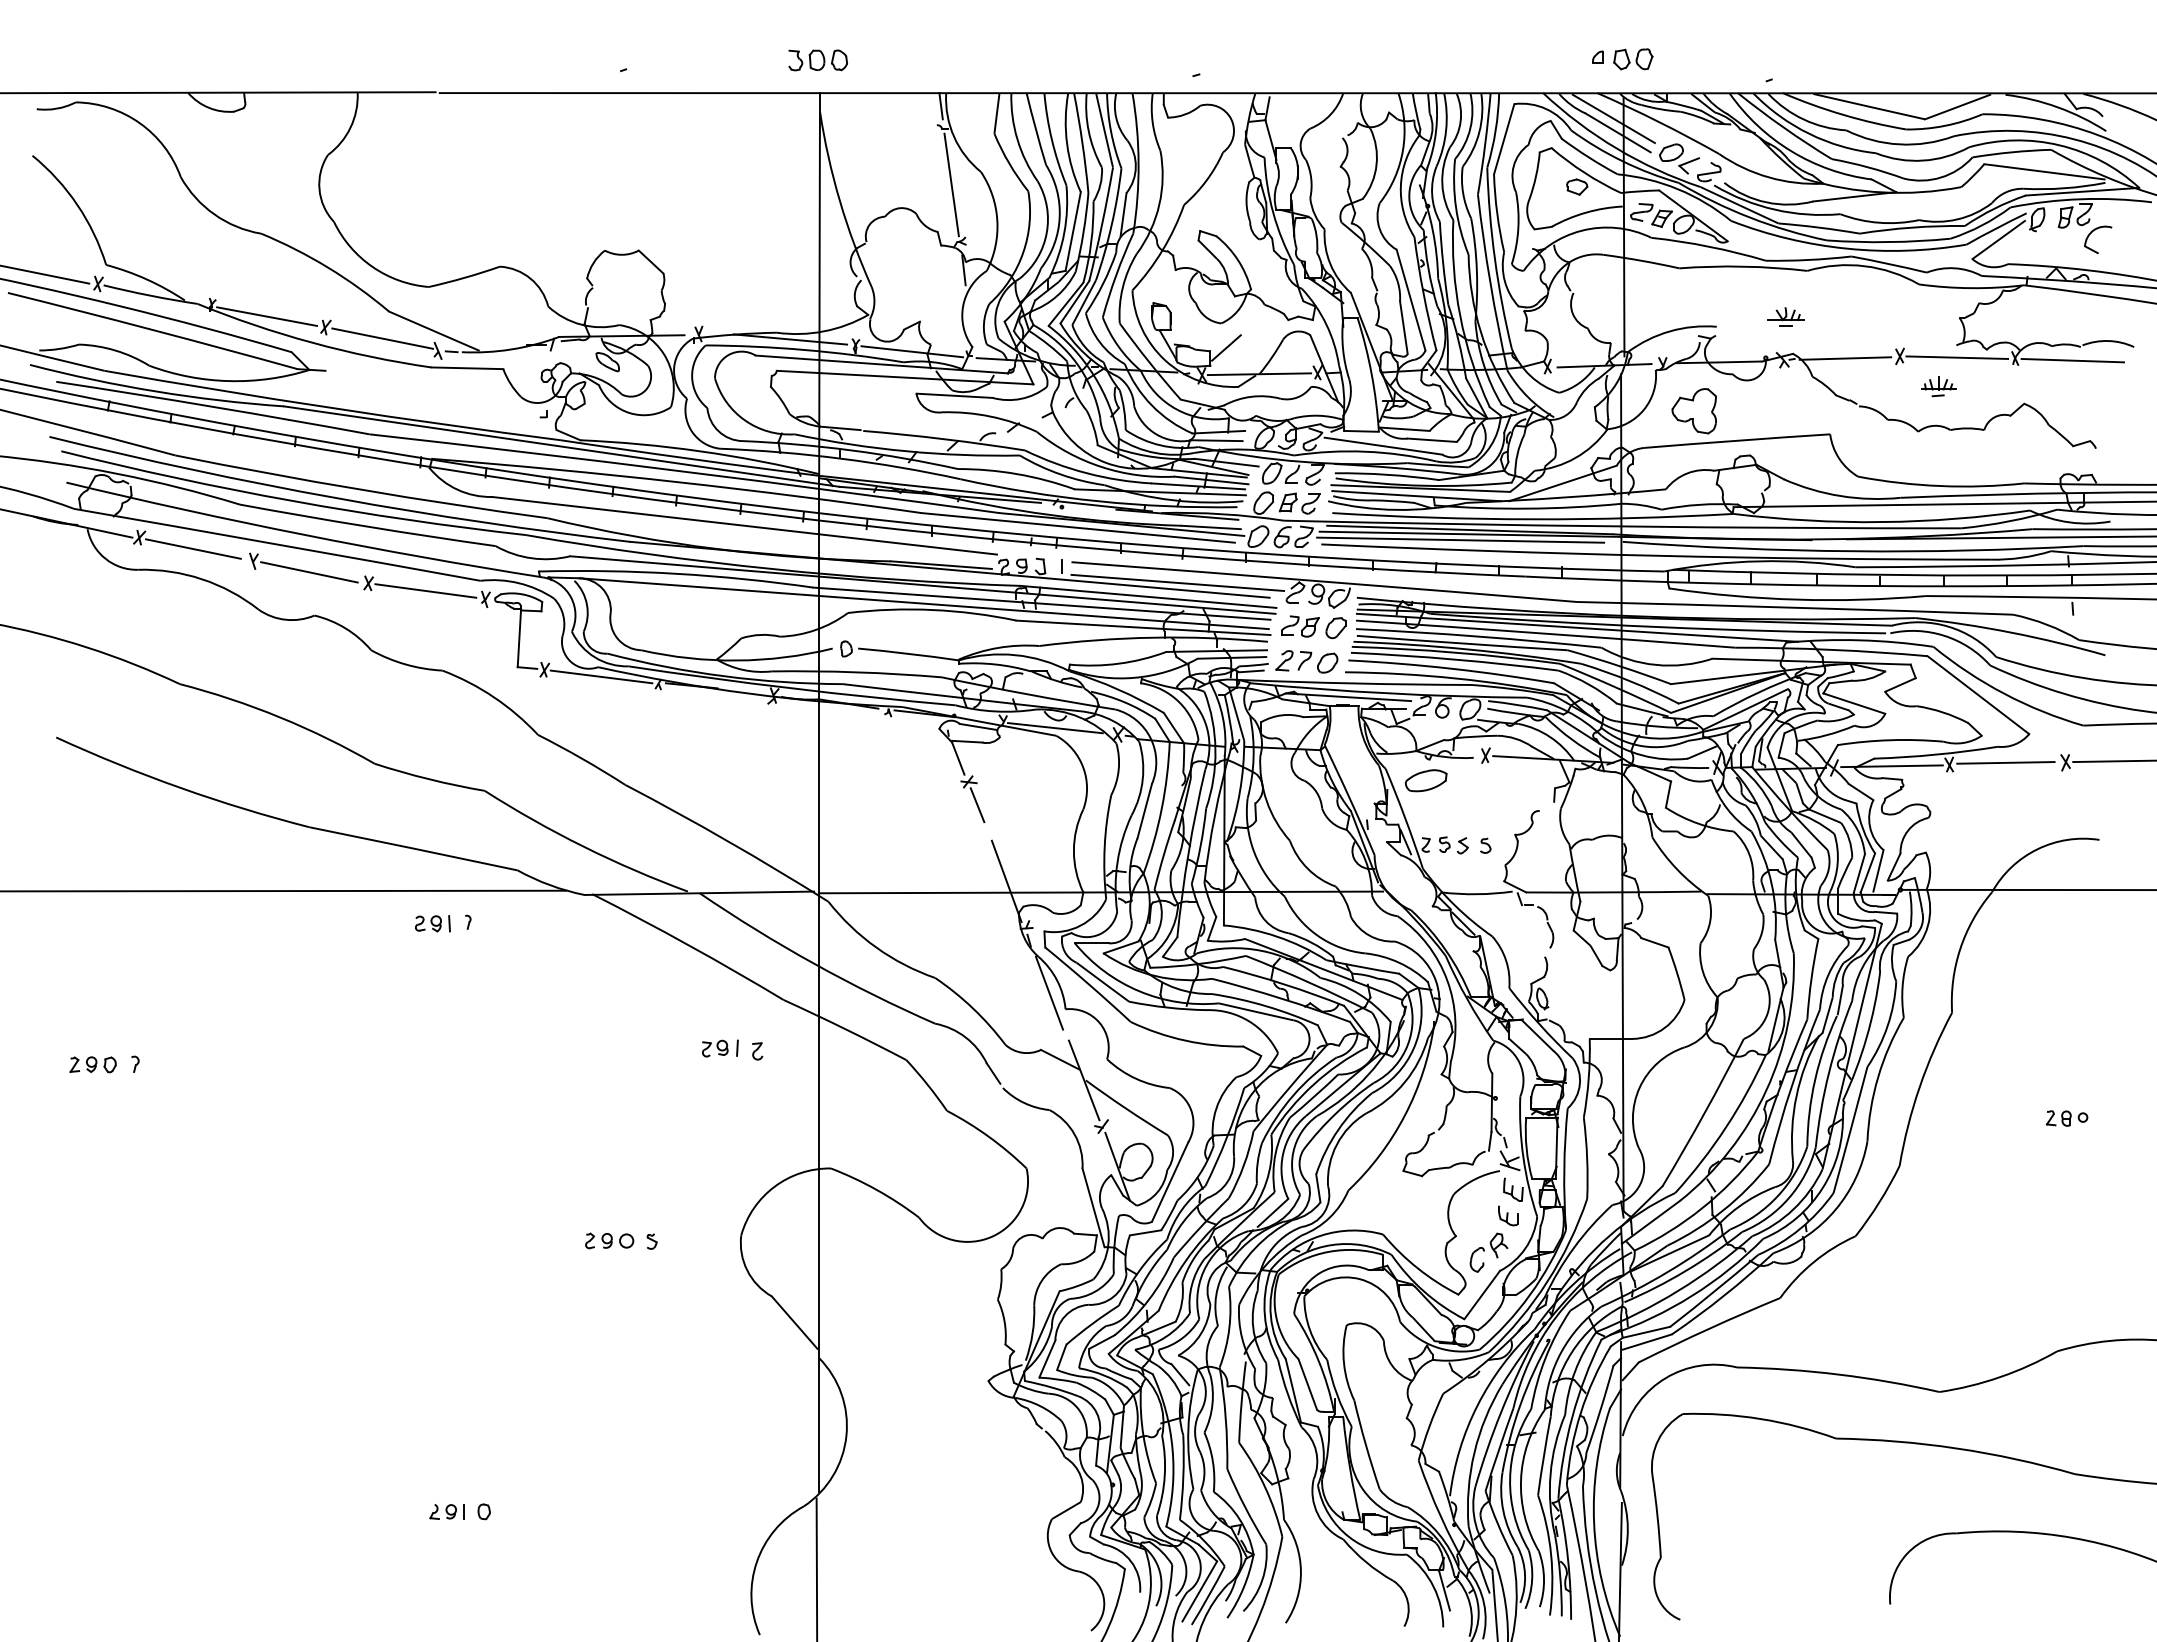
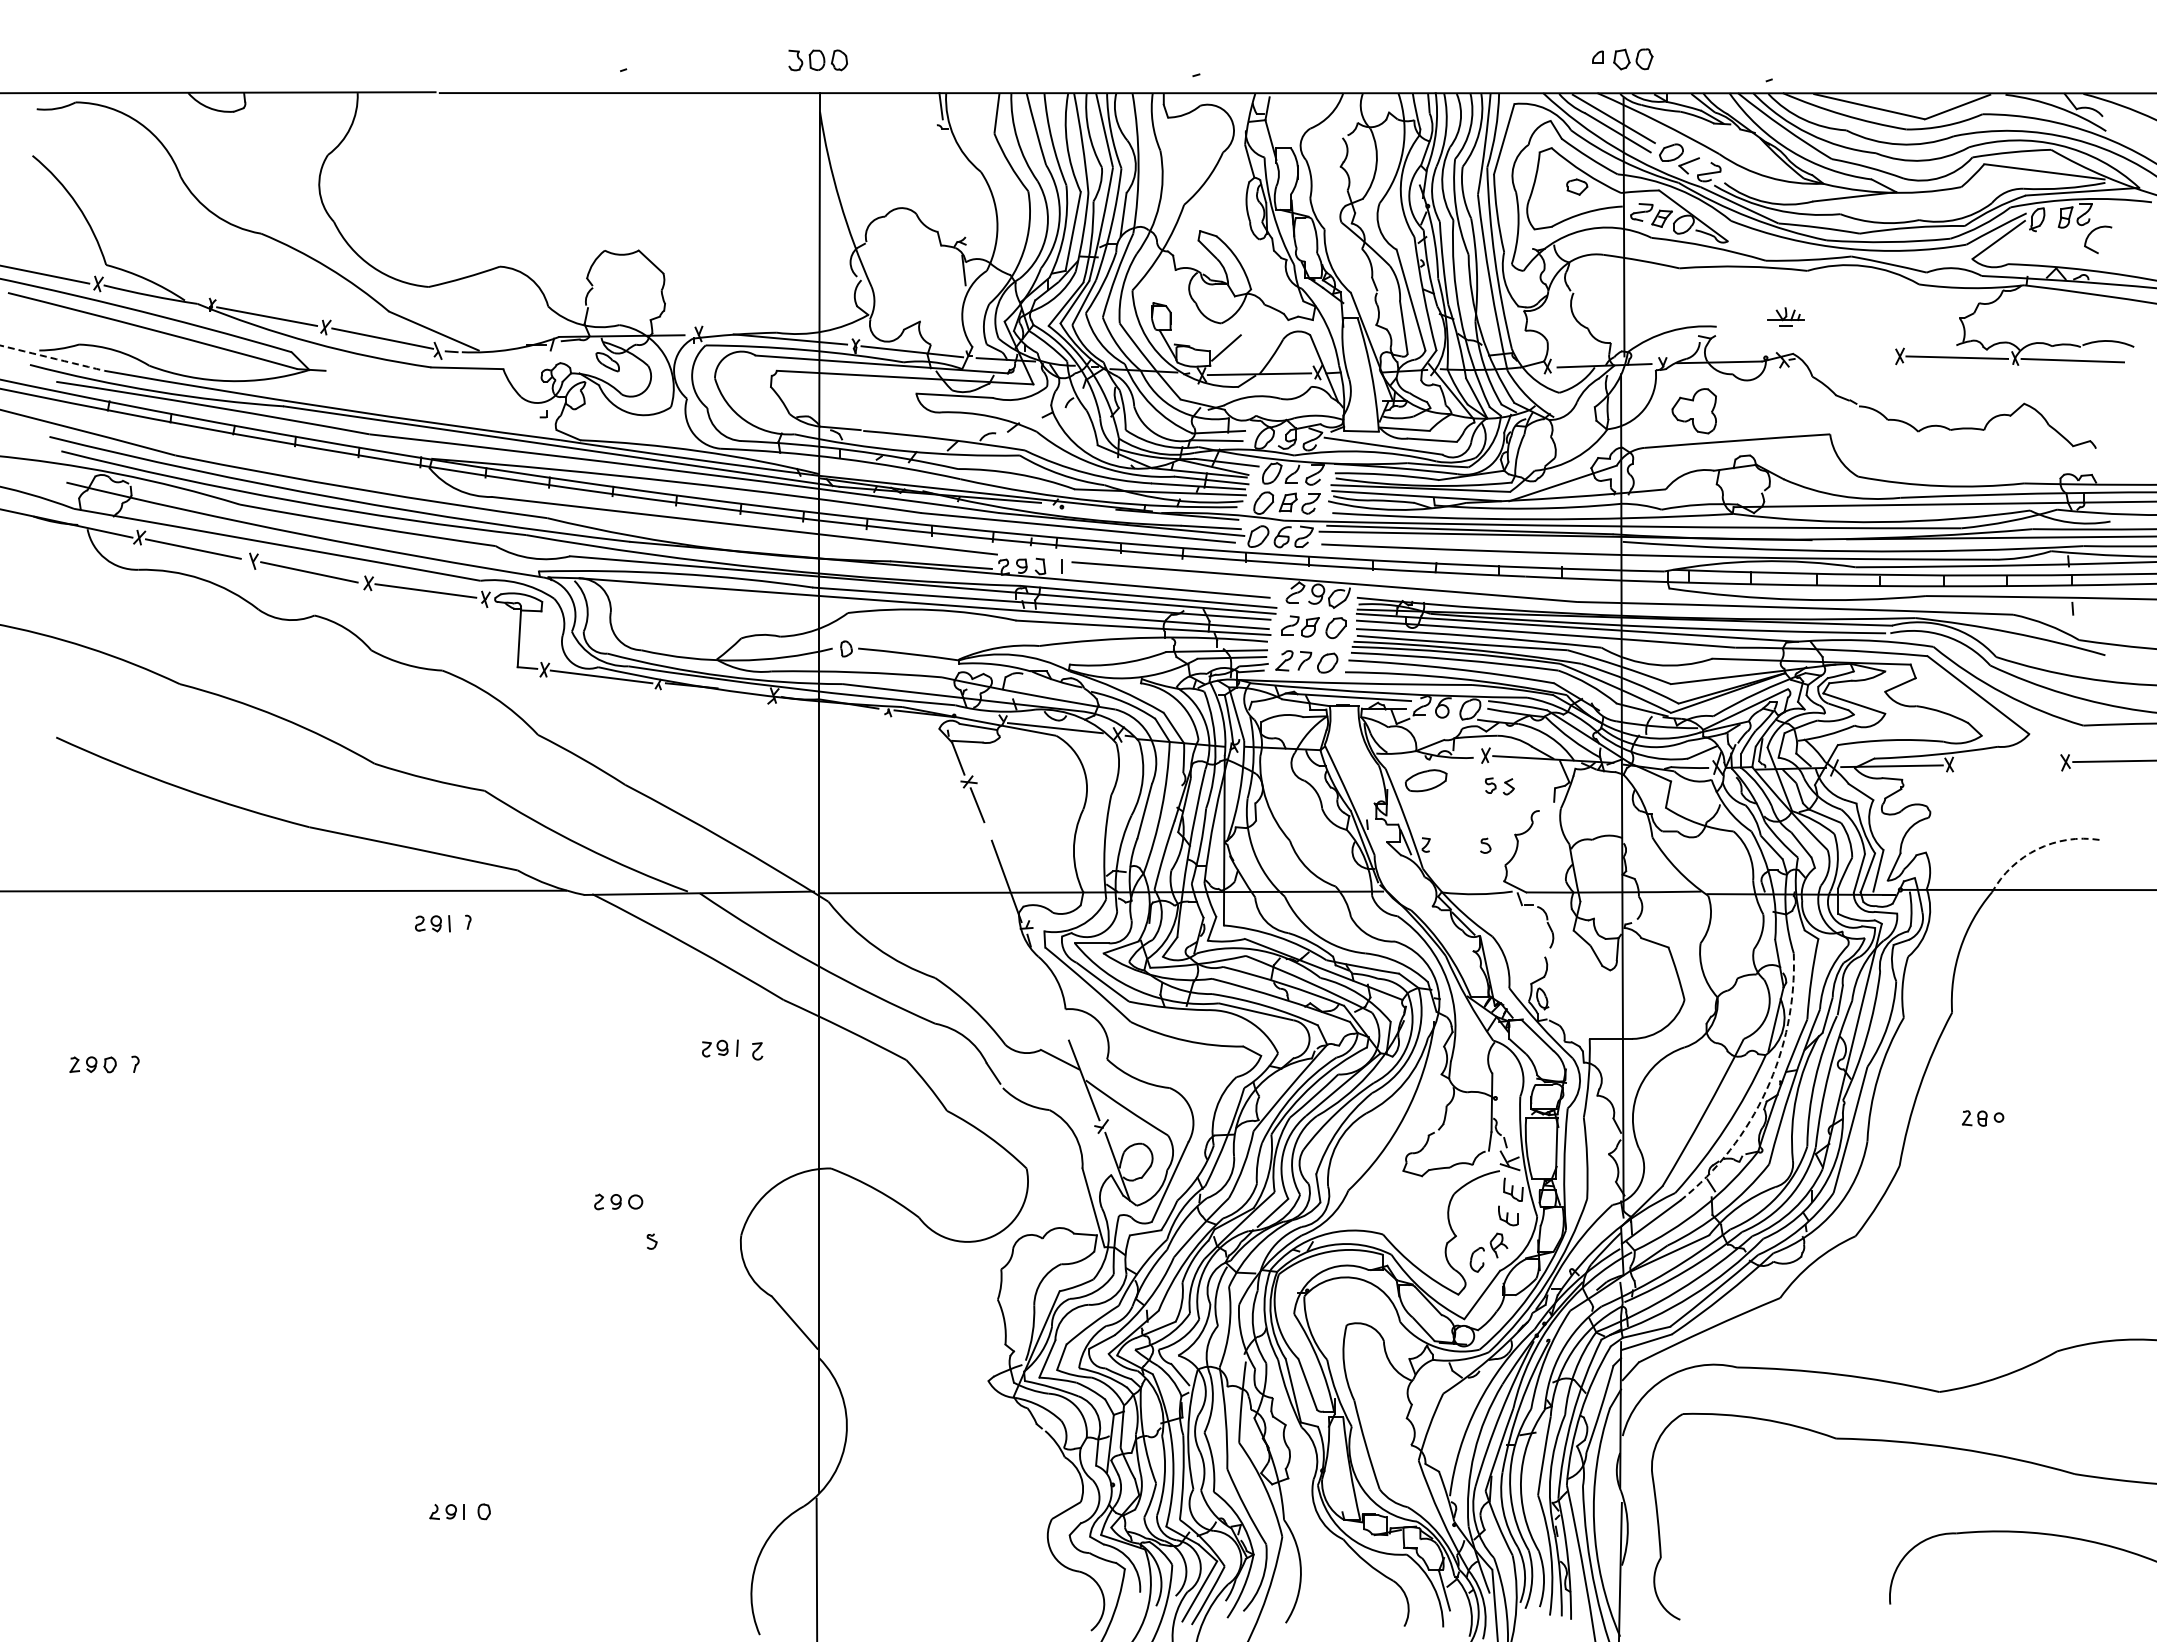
line: present -> none (951, 184)
arc: solid -> dashed (52, 358)
line: present -> none (1845, 358)
part: present -> none (1938, 386)
line: present -> none (1460, 539)
line: present -> none (1177, 582)
line: present -> none (2005, 762)
part position: (1453, 845) -> (1499, 786) (1499, 786)
arc: solid -> dashed (2037, 849)
line: present -> none (1049, 992)
arc: solid -> dashed (1766, 1090)
part position: (2066, 1118) -> (1982, 1118) (1982, 1118)
part position: (609, 1240) -> (618, 1201) (618, 1201)
